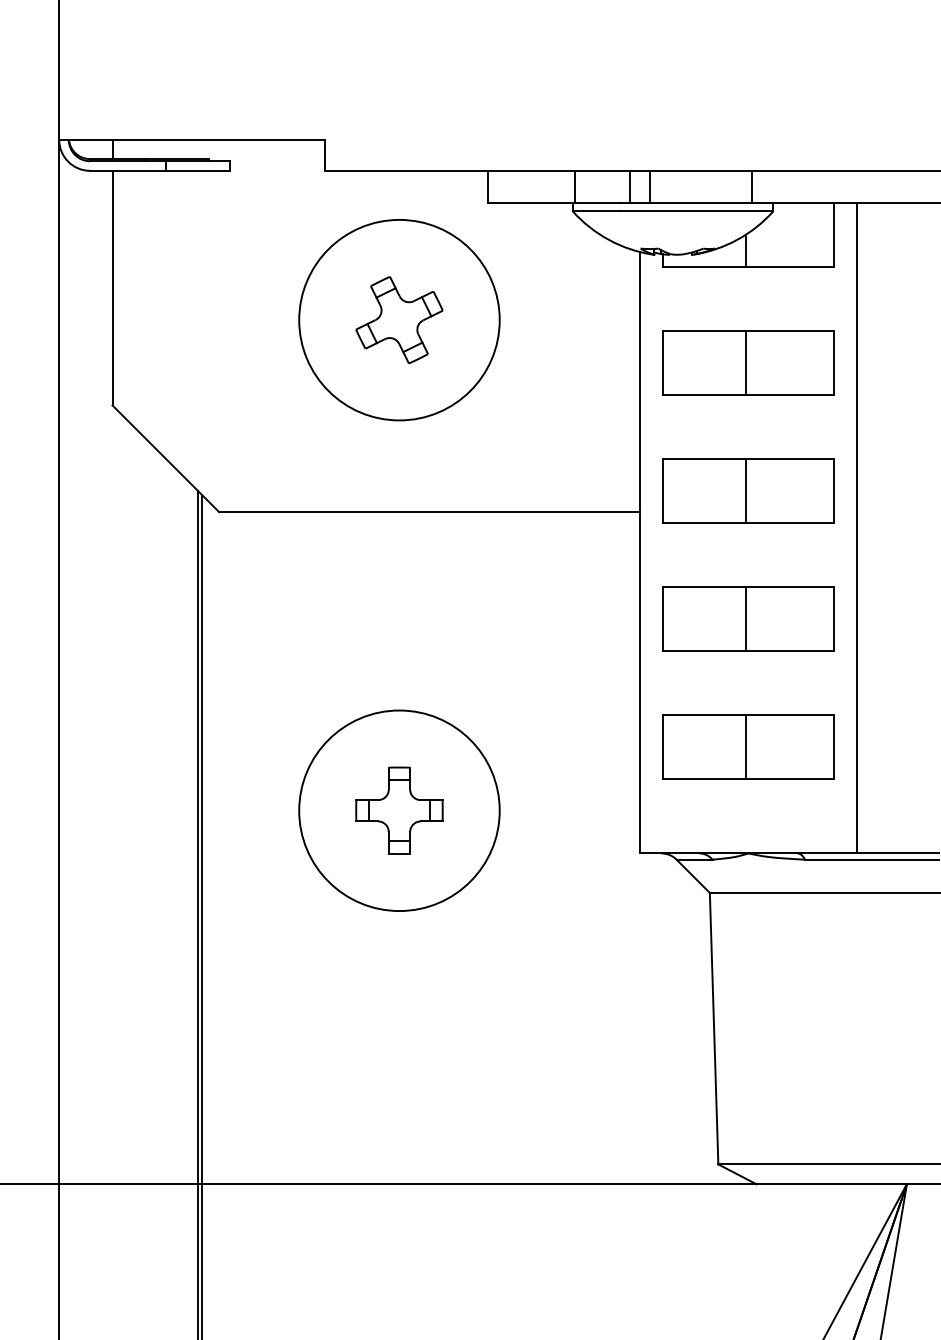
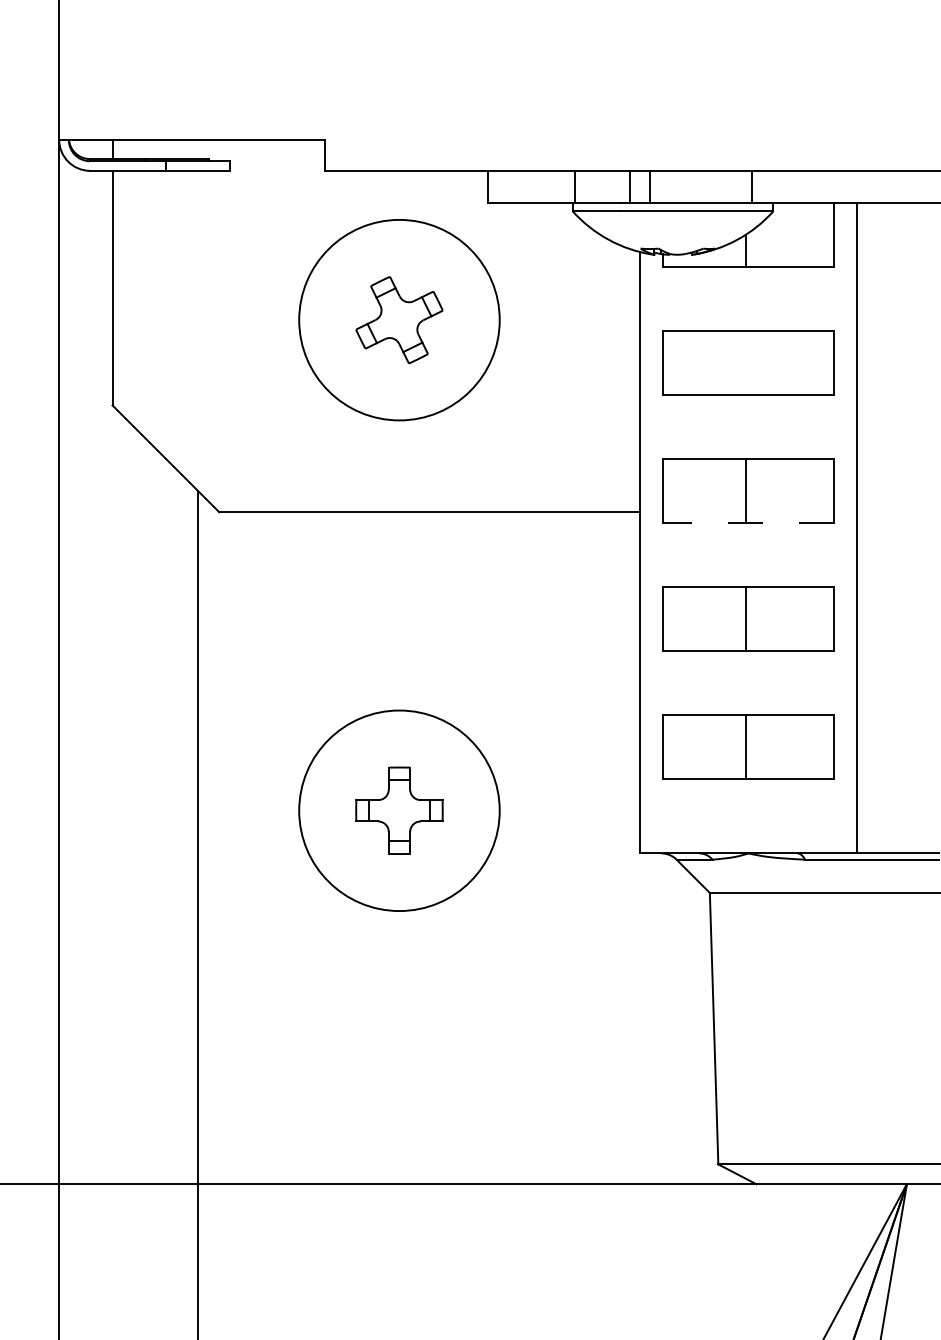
line: present -> none (745, 362)
line: solid -> dashed (748, 522)
line: present -> none (202, 915)
